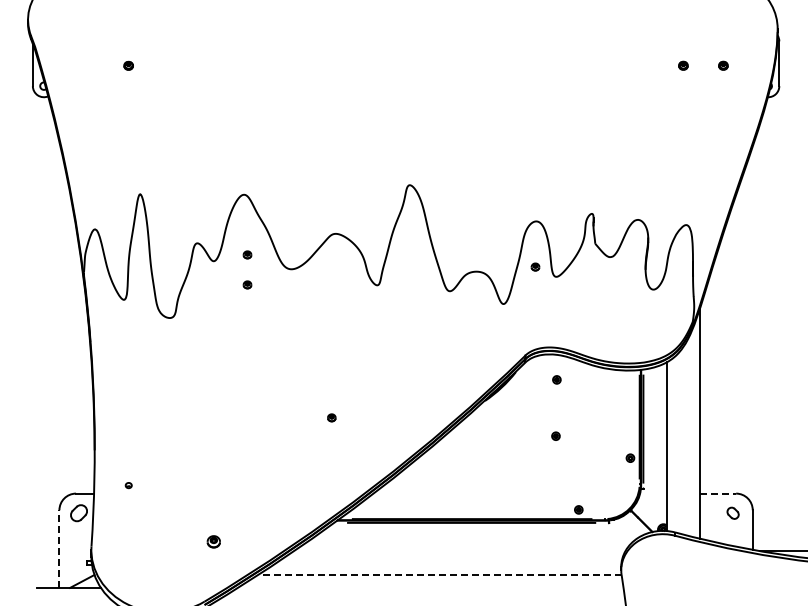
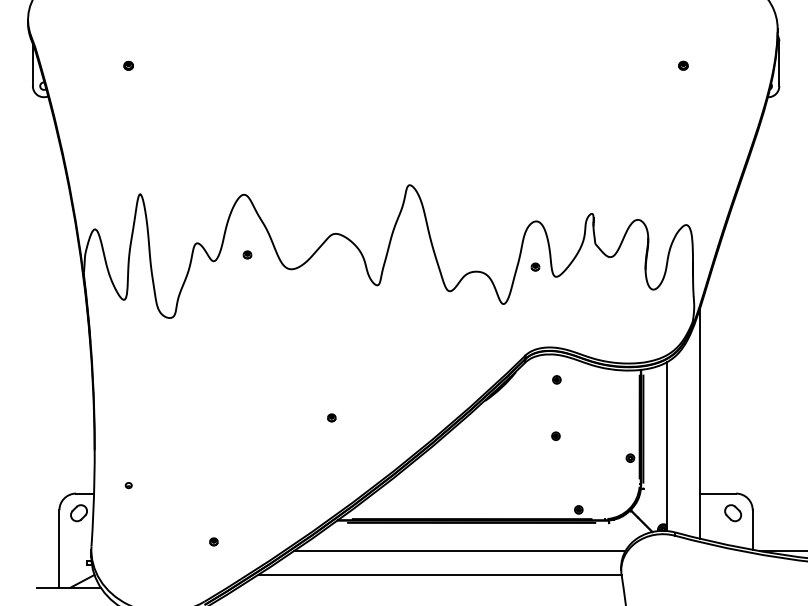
part: present -> none (723, 65)
part: present -> none (247, 284)
line: dashed -> solid (718, 493)
part size: 14x14 px -> 18x19 px (732, 513)
part size: 15x14 px -> 10x10 px (213, 541)
line: dashed -> solid (59, 549)
line: none -> present (459, 551)
line: dashed -> solid (439, 574)
